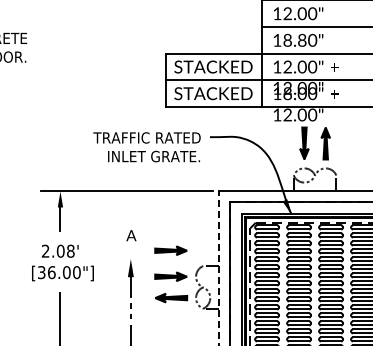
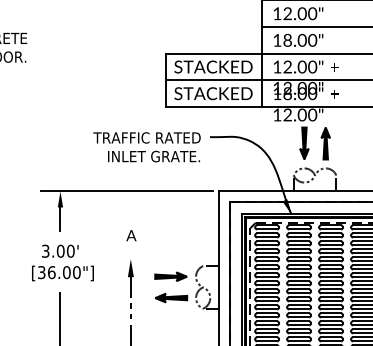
text: 18.80" -> 18.00" (301, 40)
part: present -> none (170, 250)
text: 2.08' -> 3.00' (58, 251)
line: dashed -> solid (219, 268)
